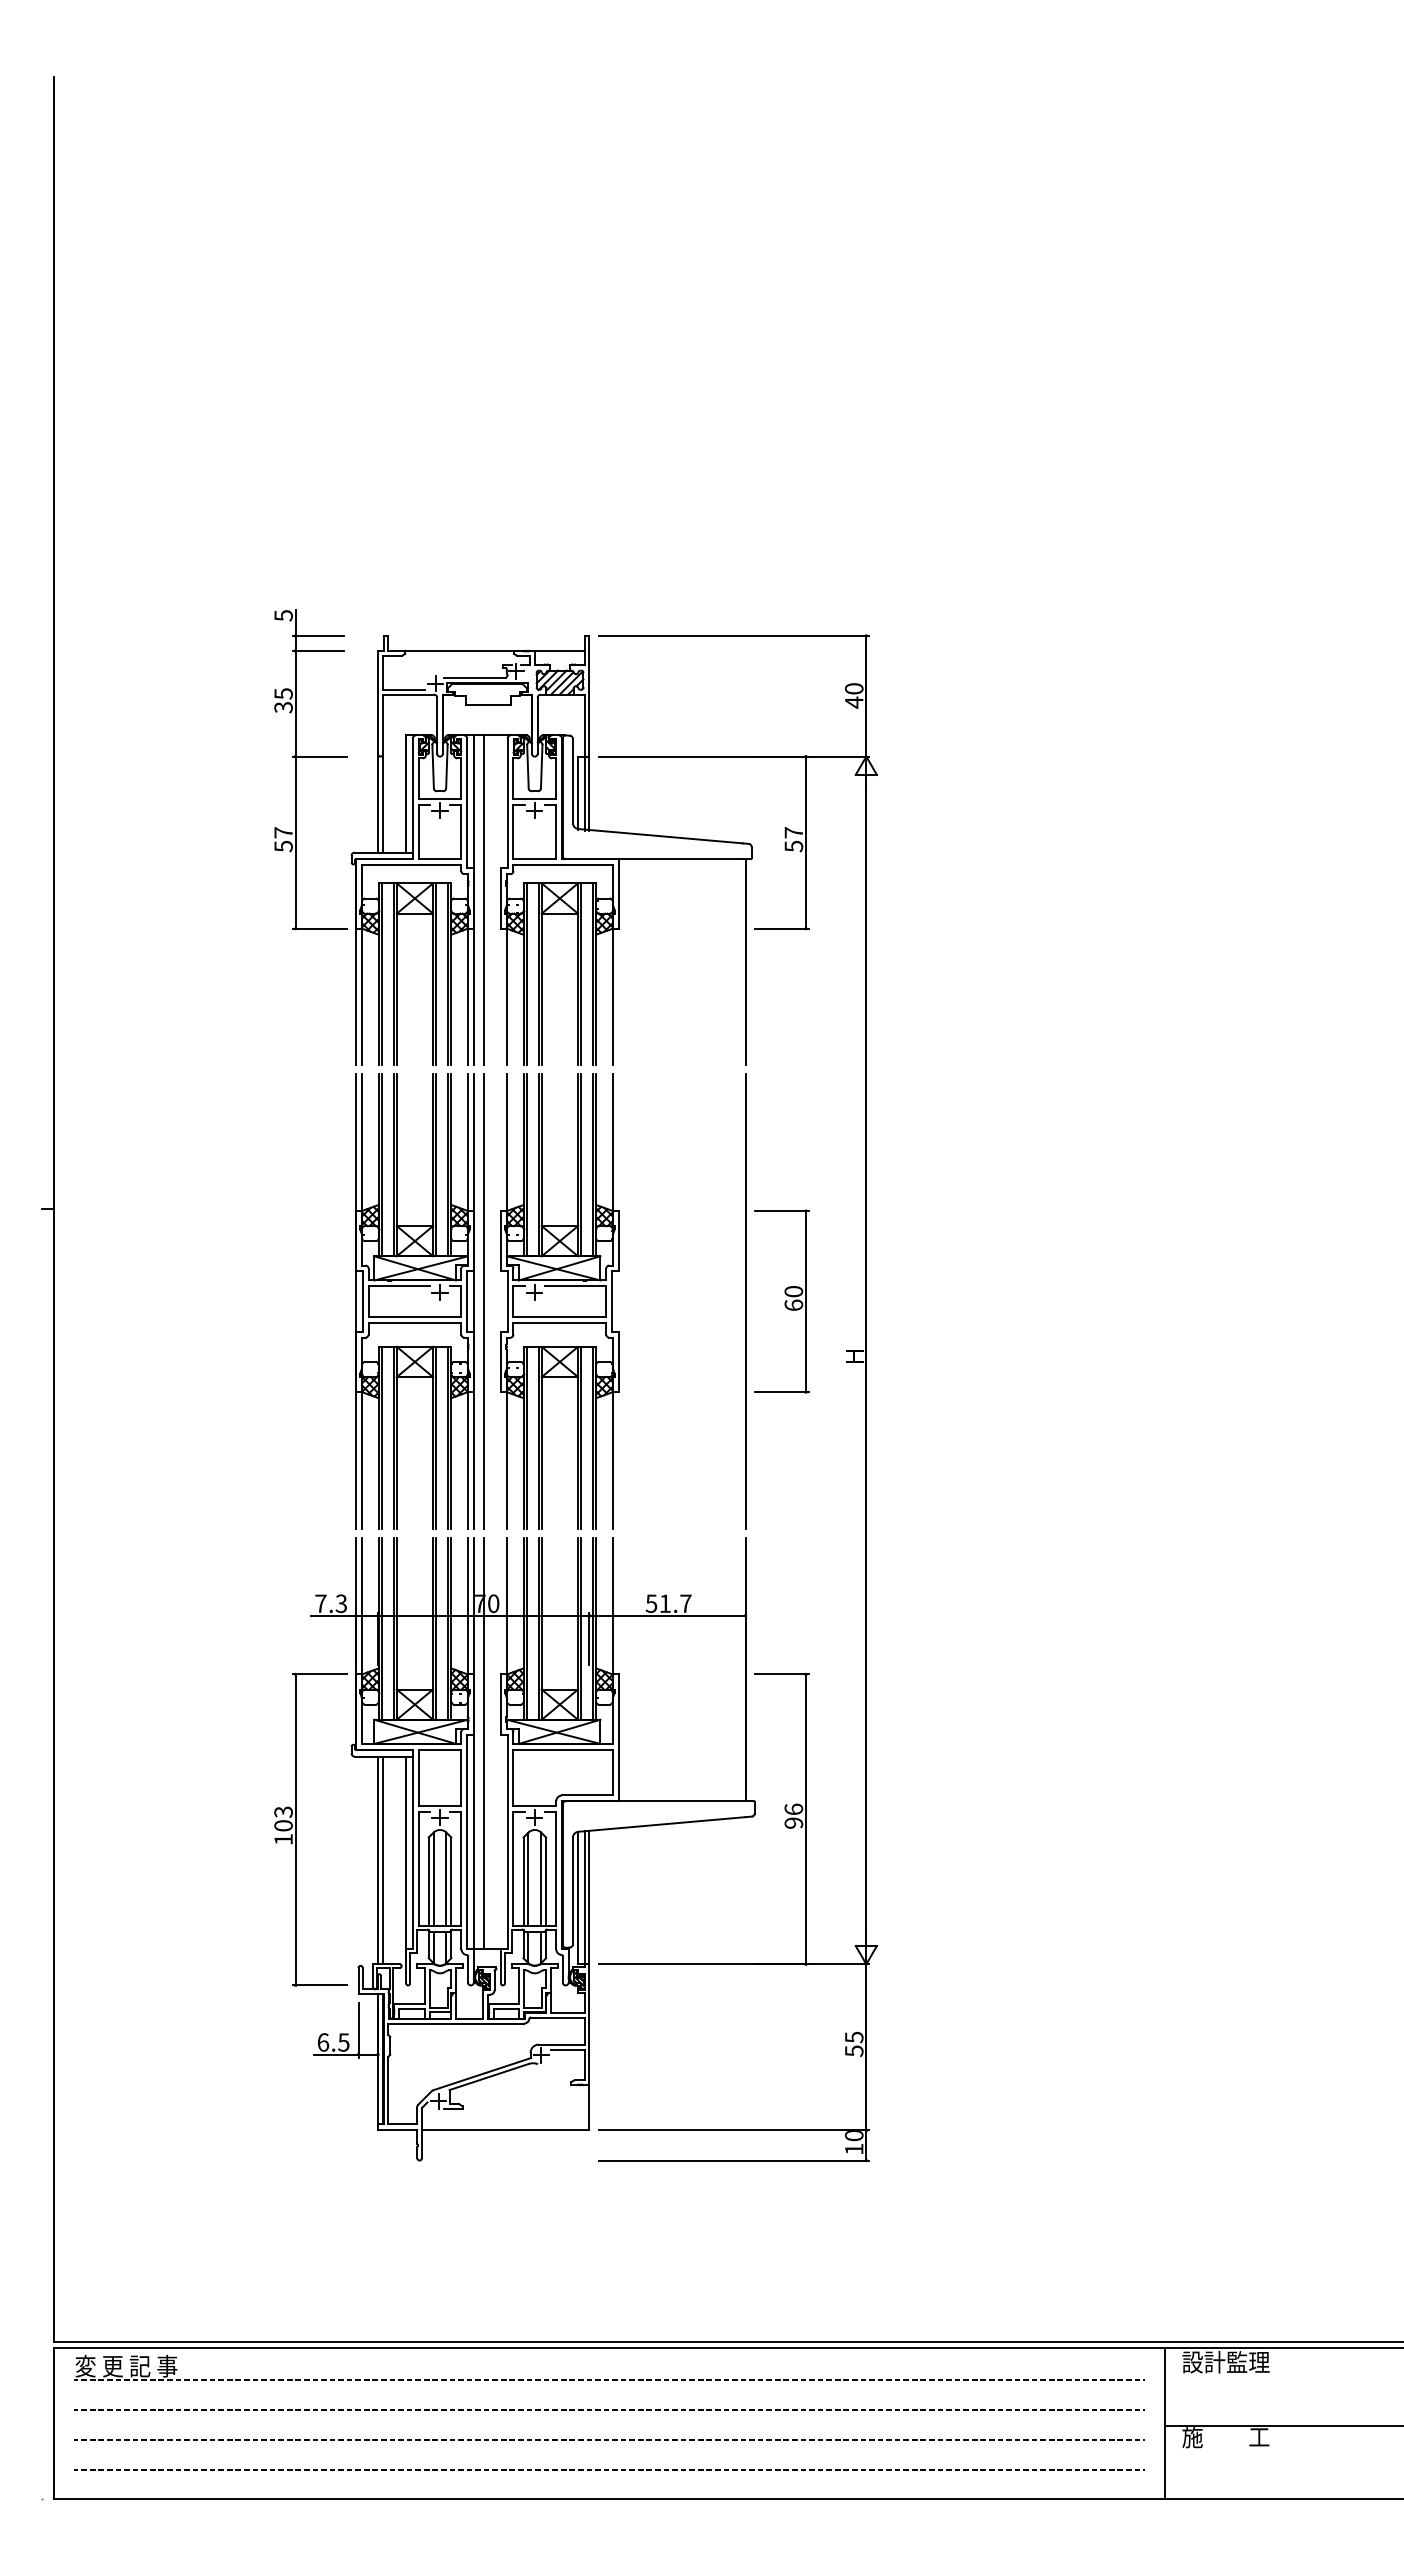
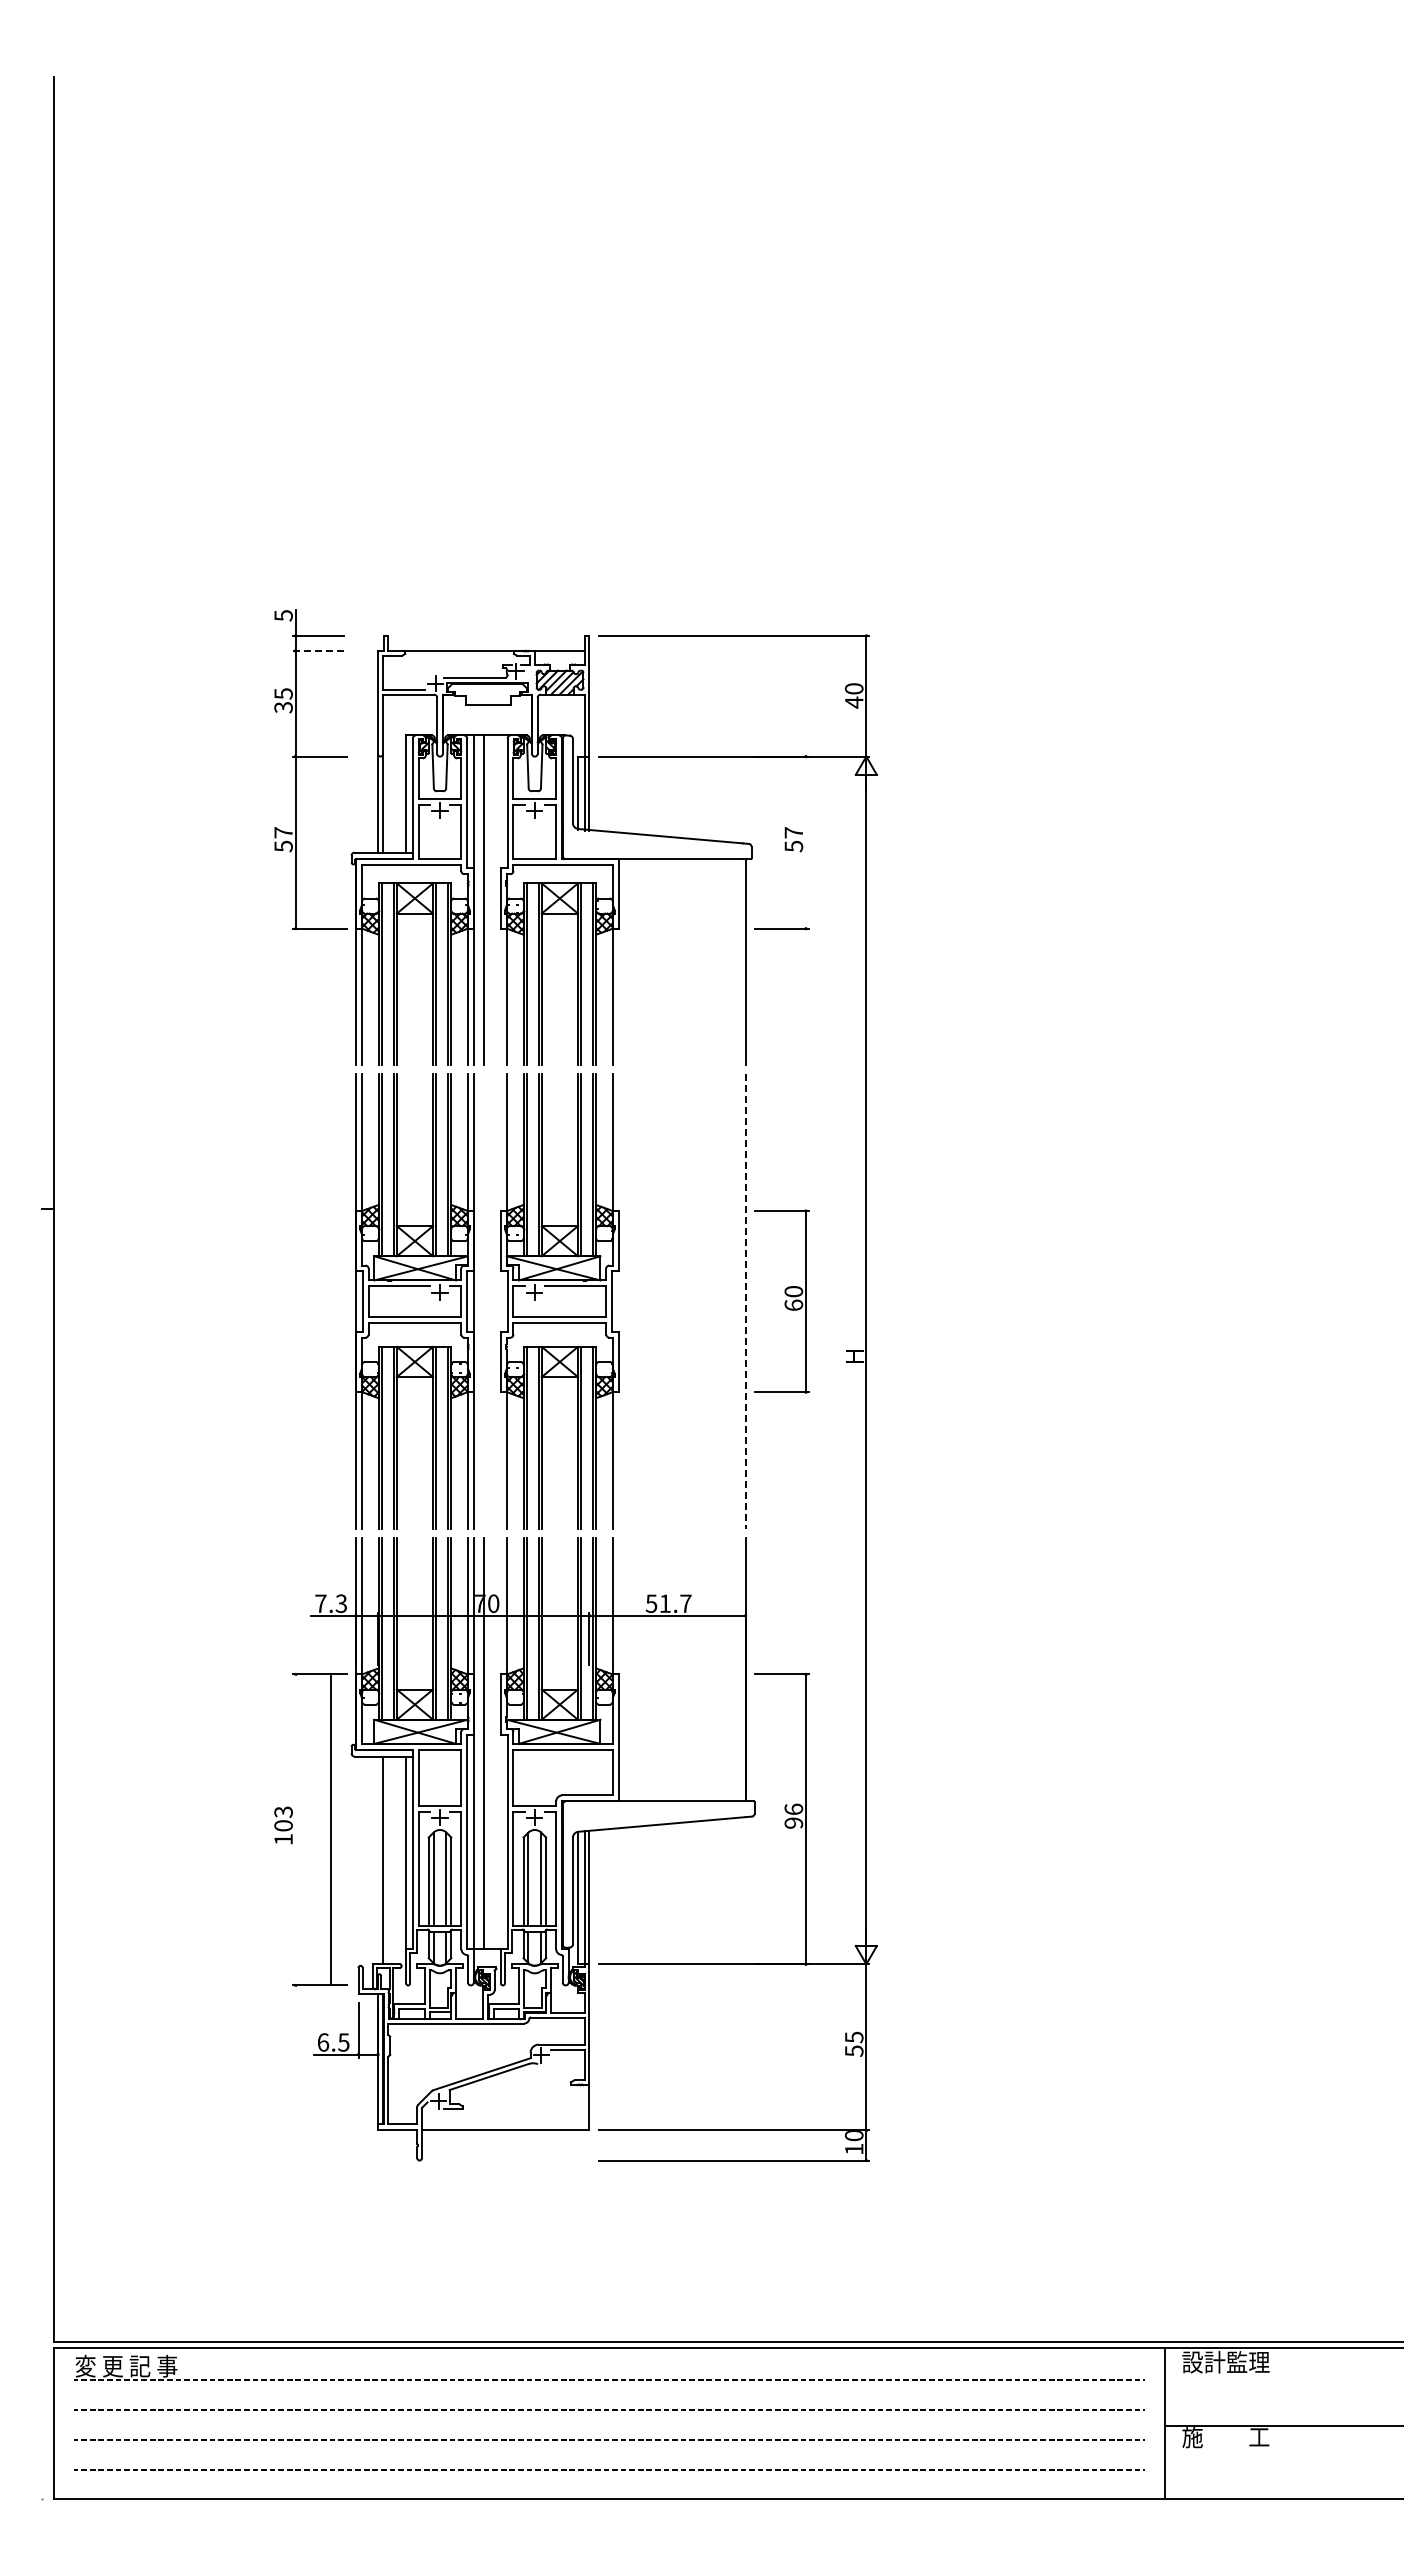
line: solid -> dashed (318, 650)
line: present -> none (805, 842)
line: present -> none (483, 1301)
line: solid -> dashed (745, 1302)
line position: (295, 1829) -> (330, 1829) (330, 1829)
line: present -> none (378, 1860)
